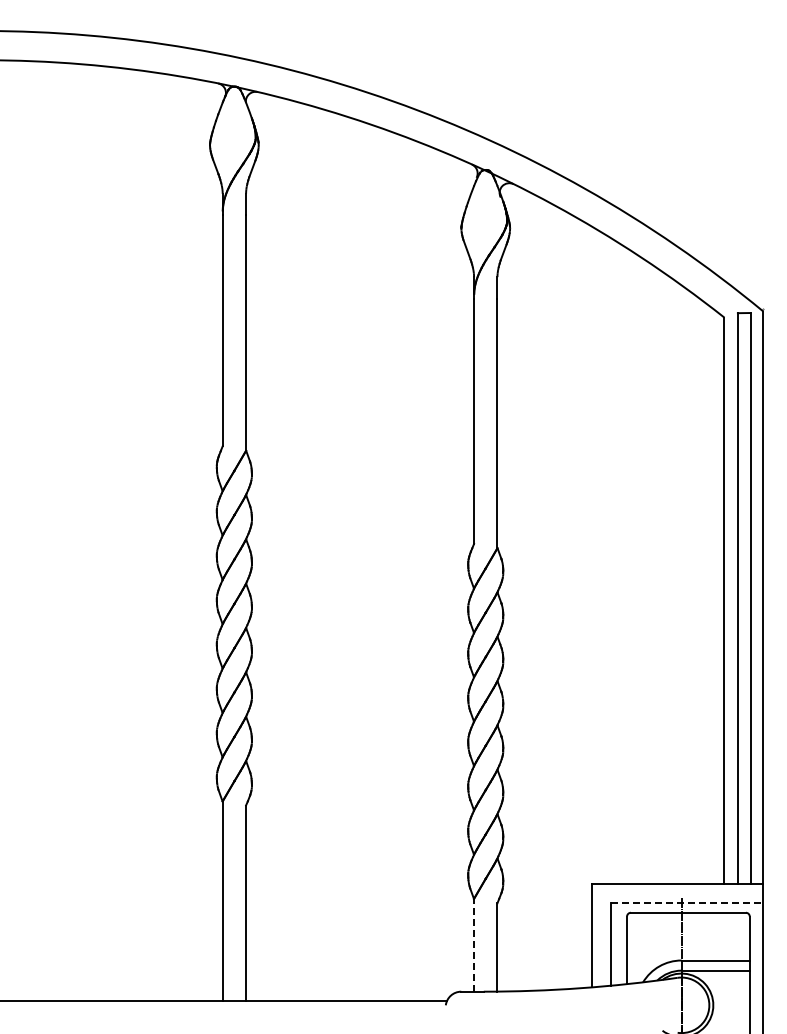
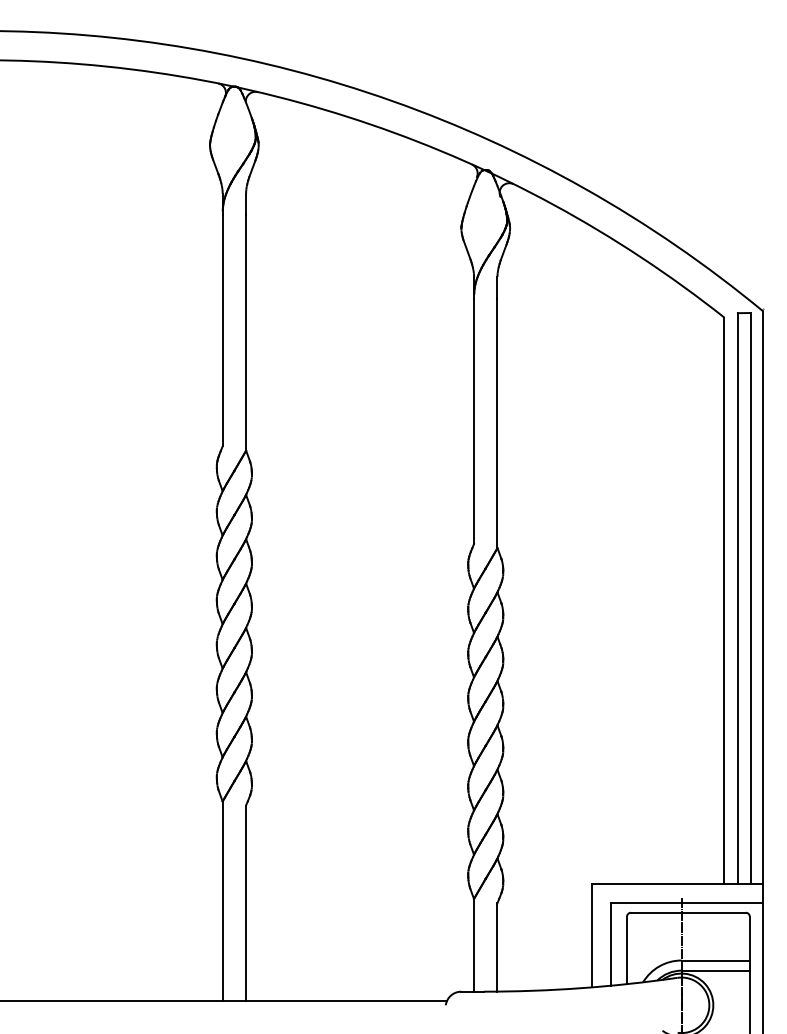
line: dashed -> solid (687, 903)
line: dashed -> solid (474, 944)
